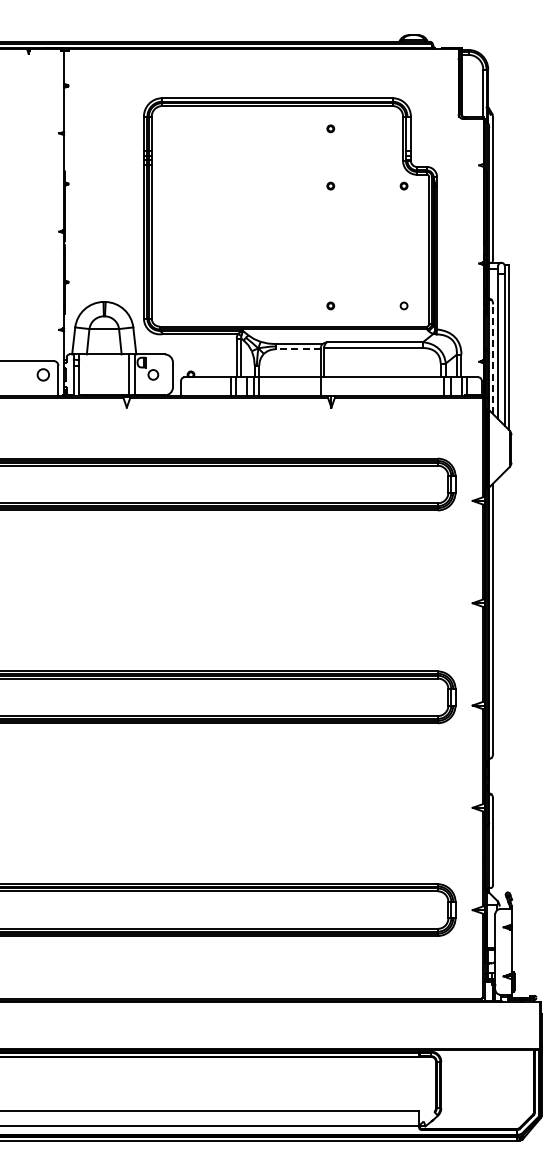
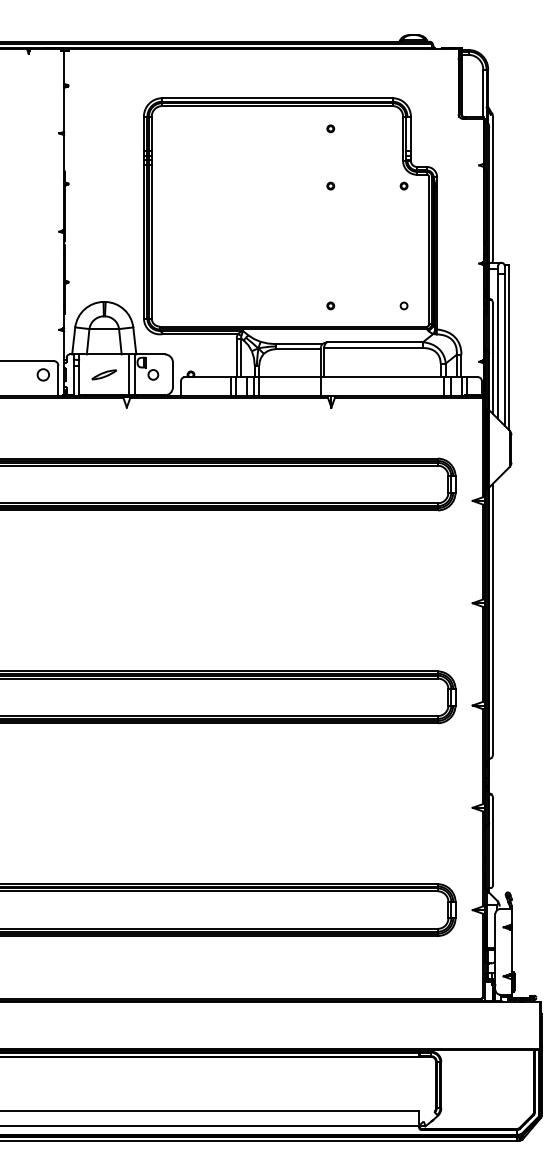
line: dashed -> solid (298, 349)
line: dashed -> solid (493, 359)
part: none -> present (103, 374)
